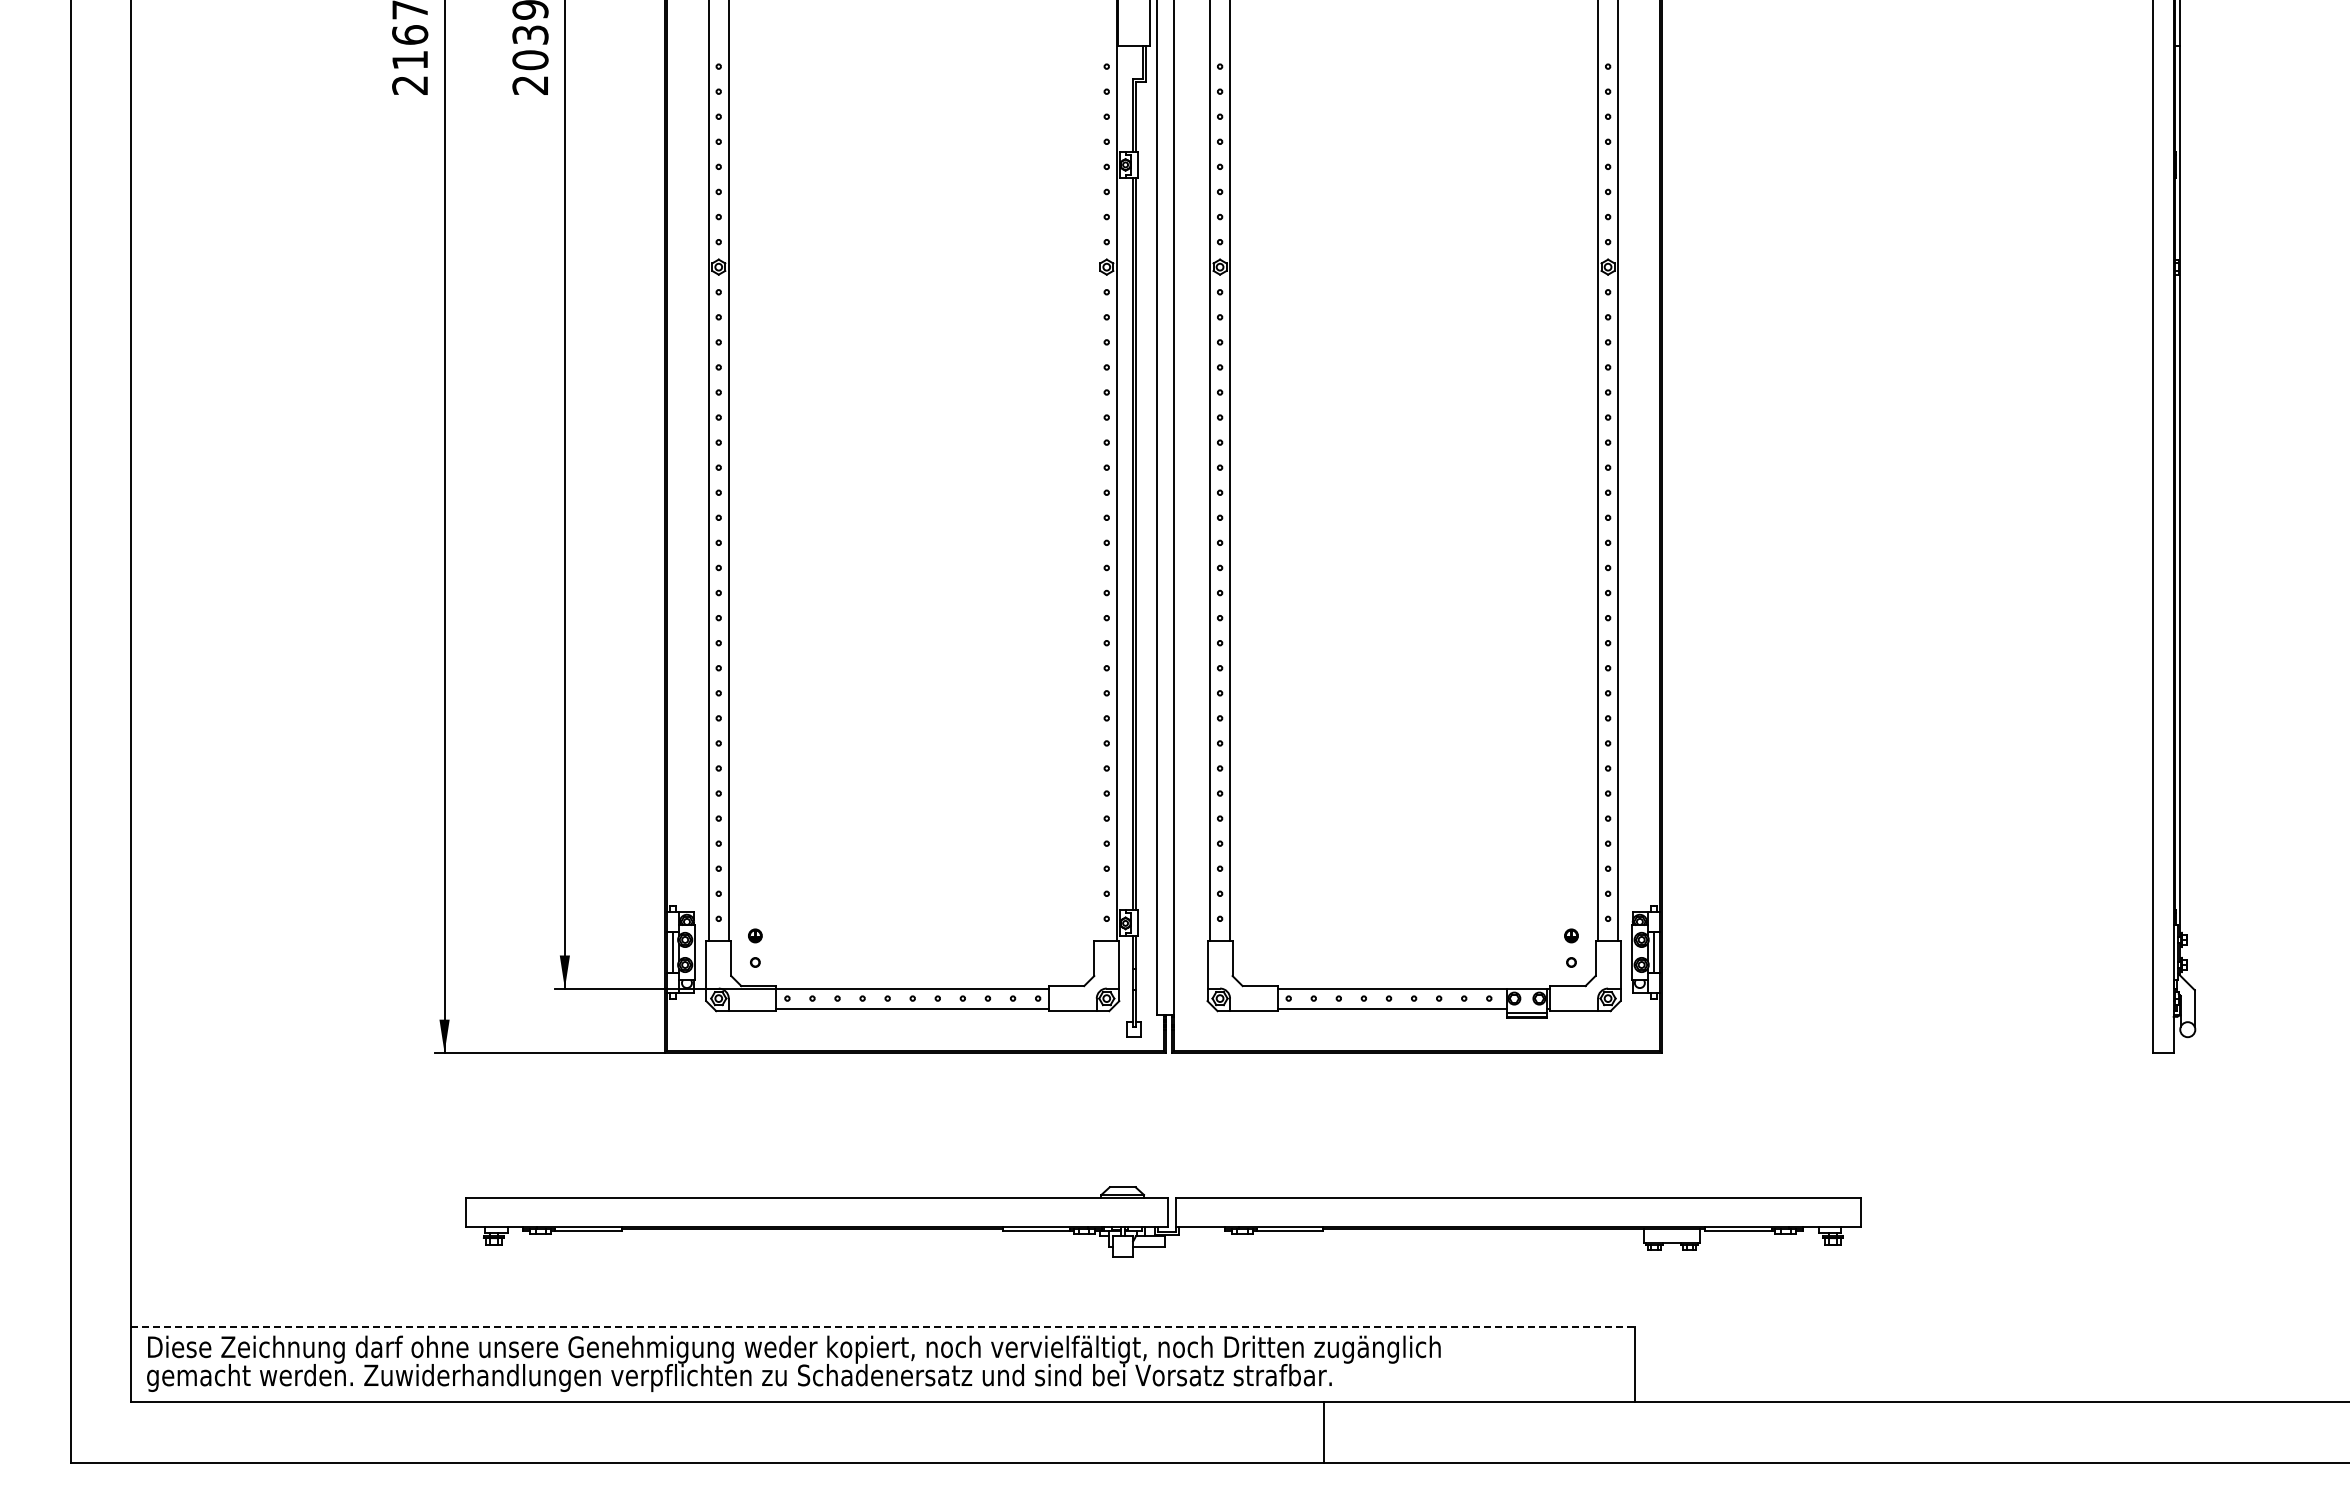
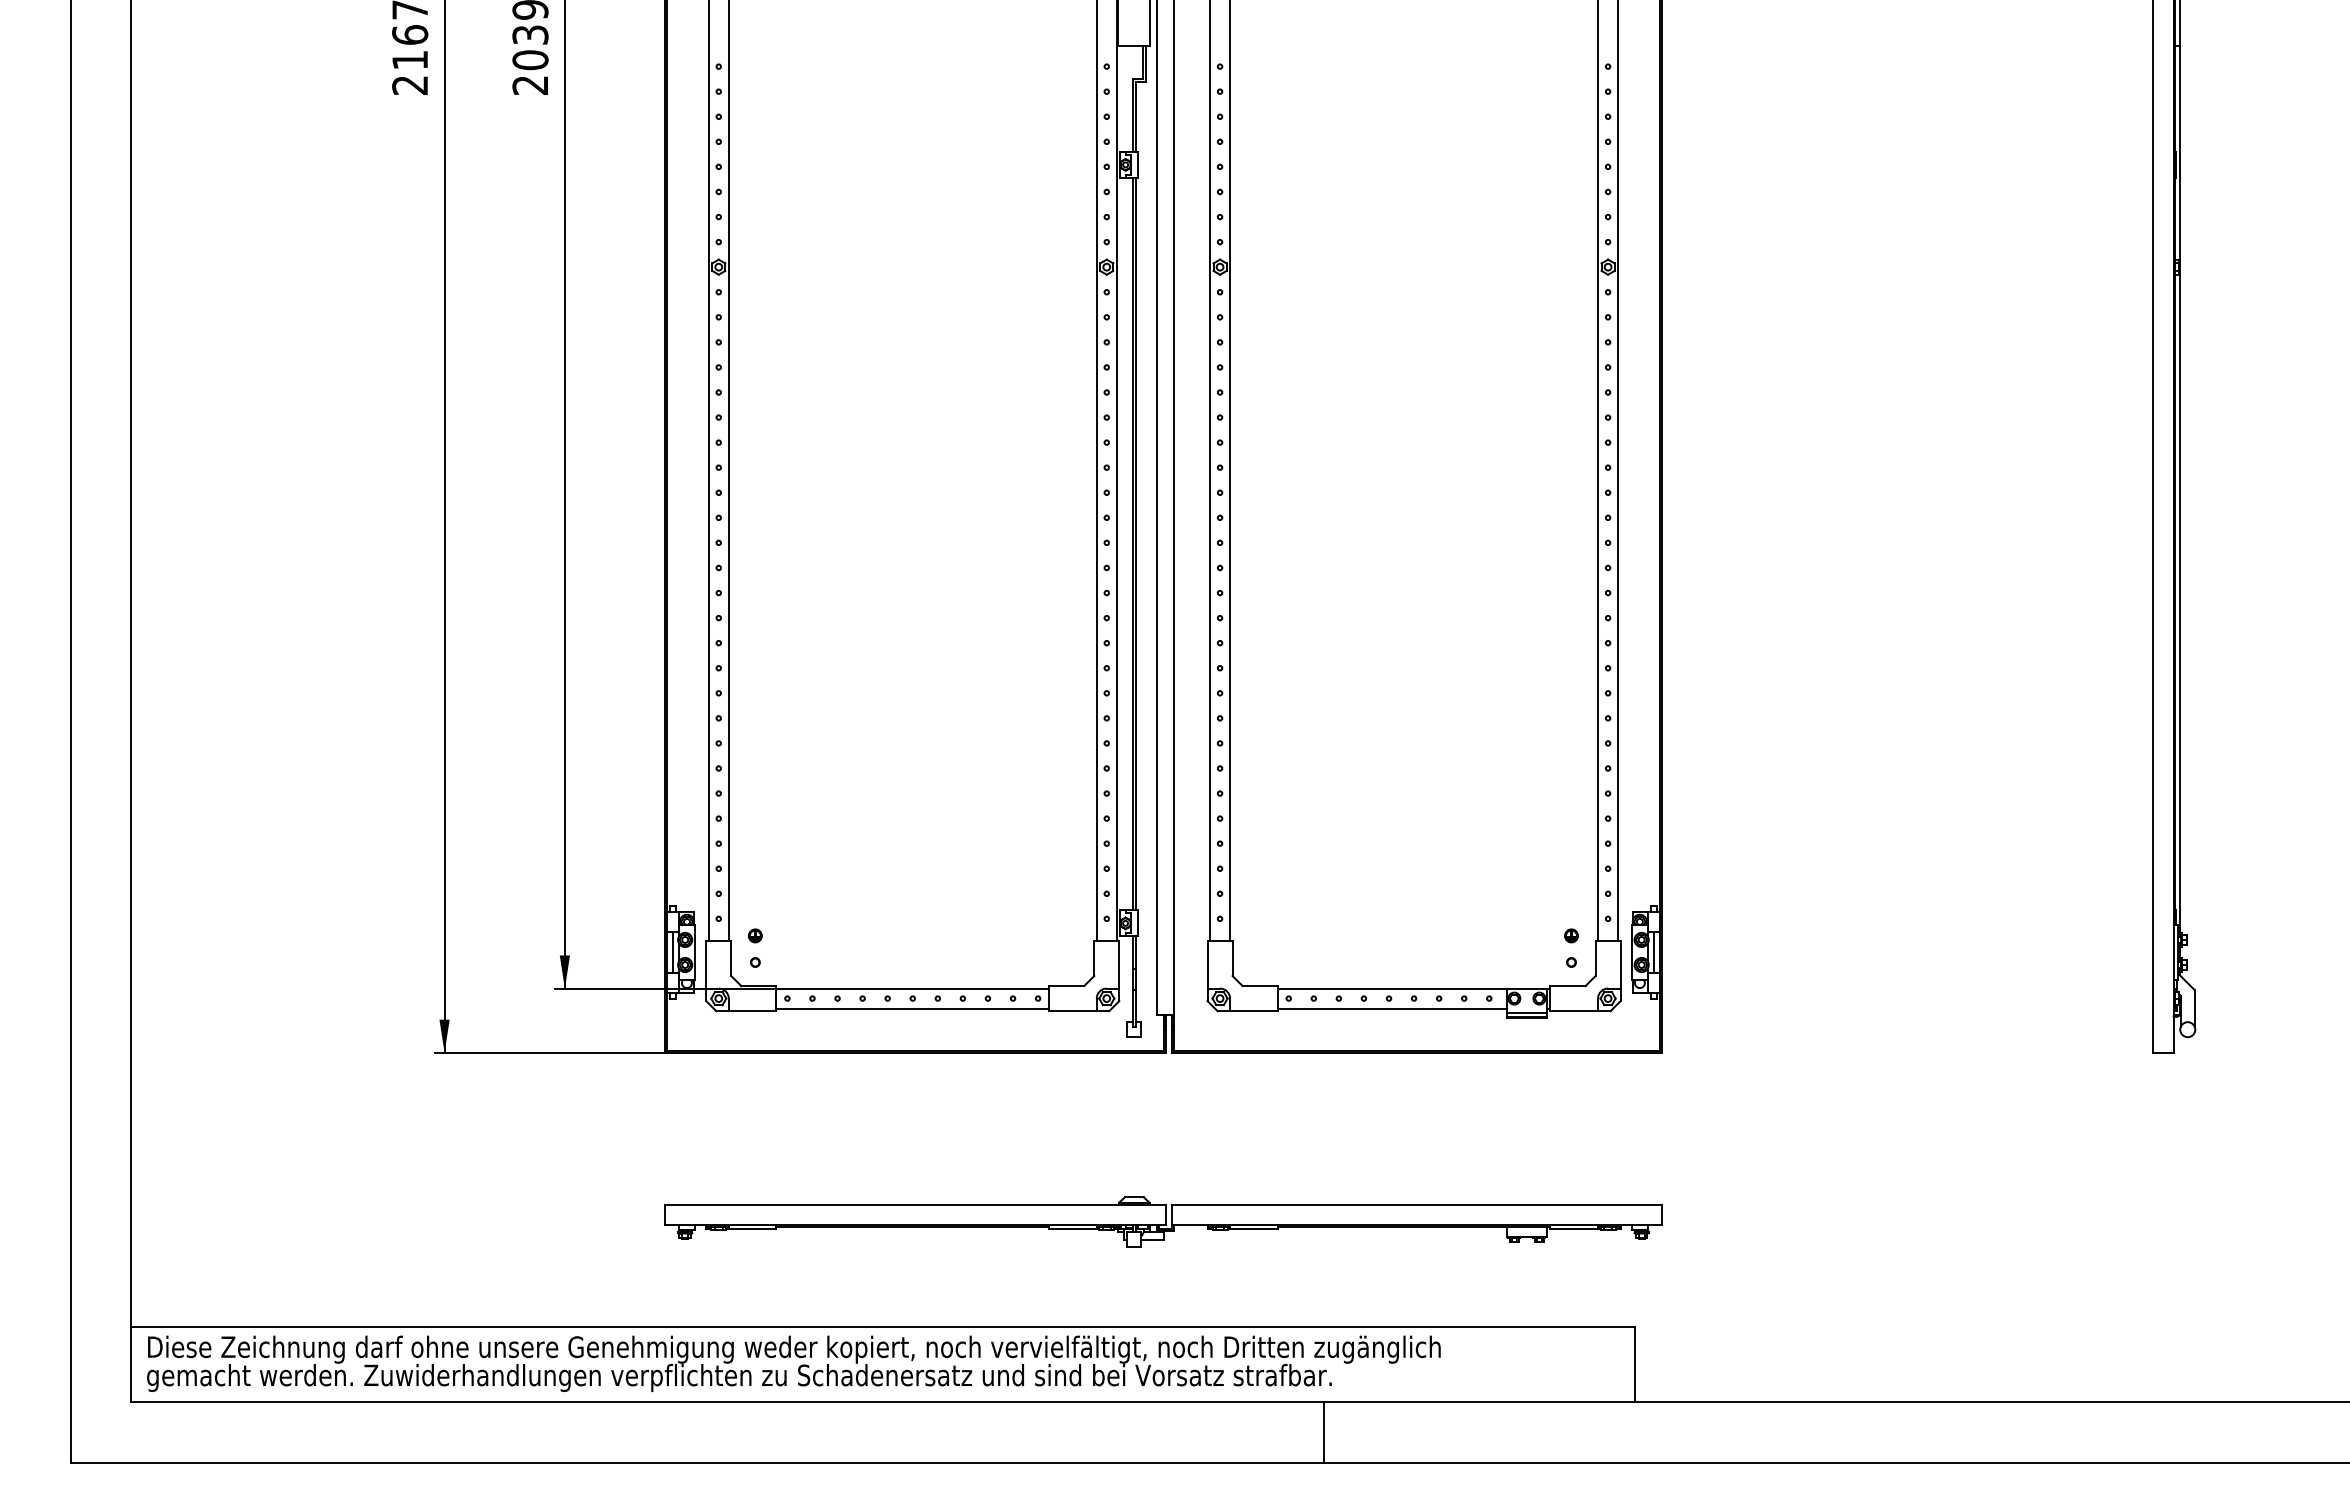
line: none -> present (1096, 471)
part size: 1397x72 px -> 999x52 px (1163, 1221)
line: dashed -> solid (882, 1327)
